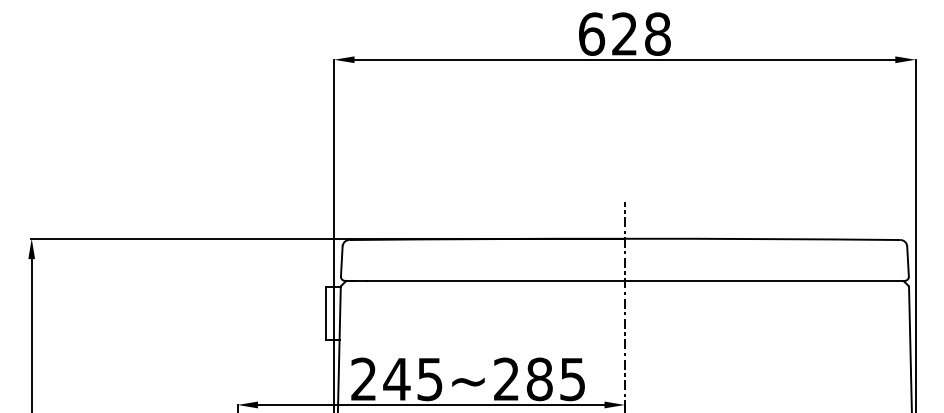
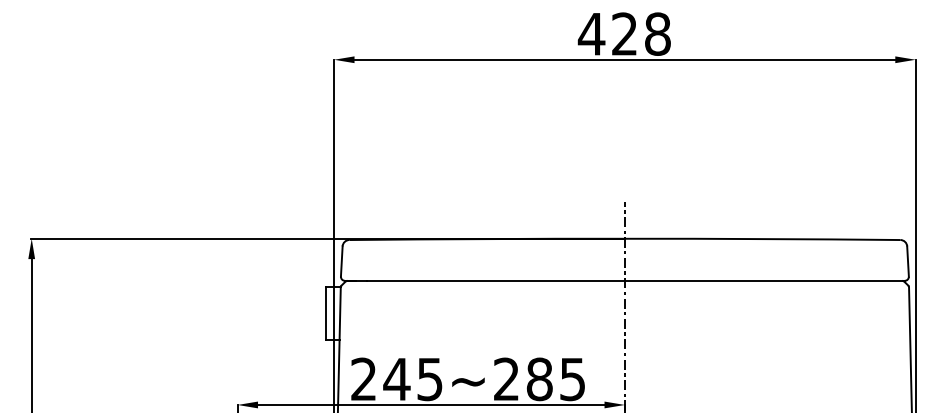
text: 628 -> 428 (591, 33)
